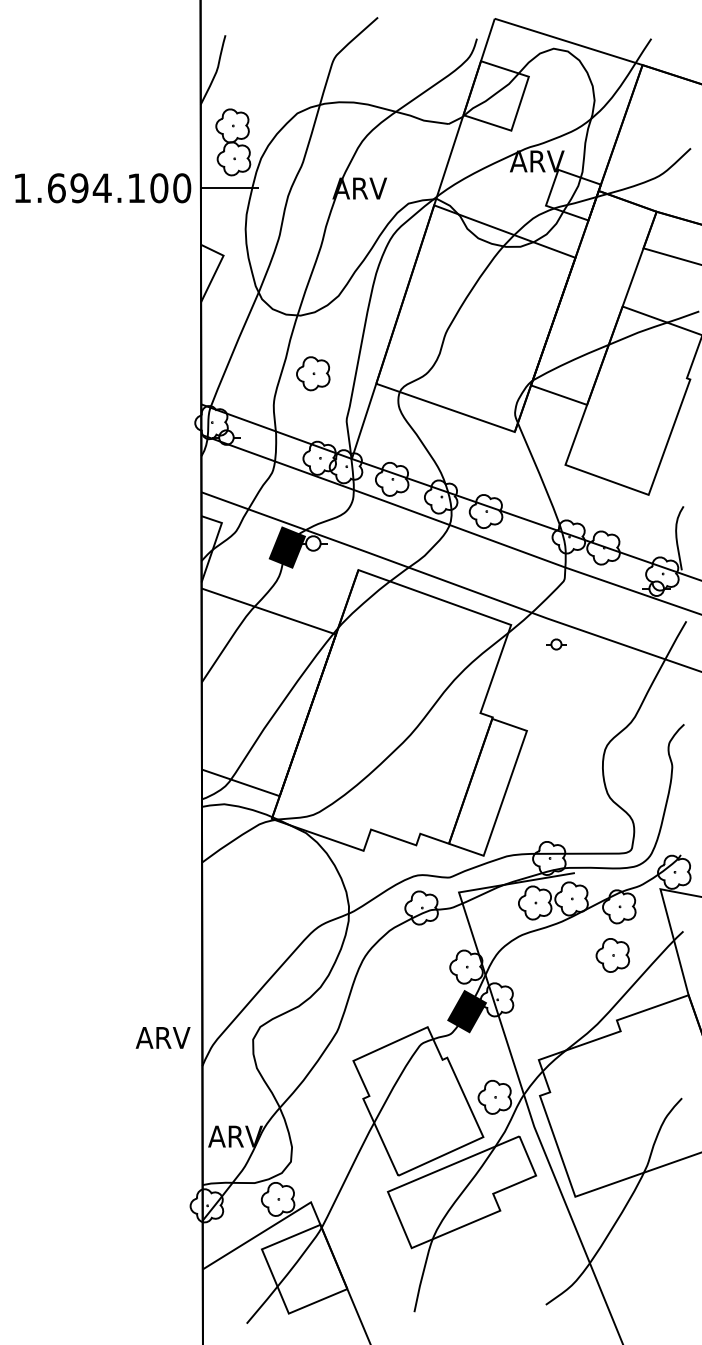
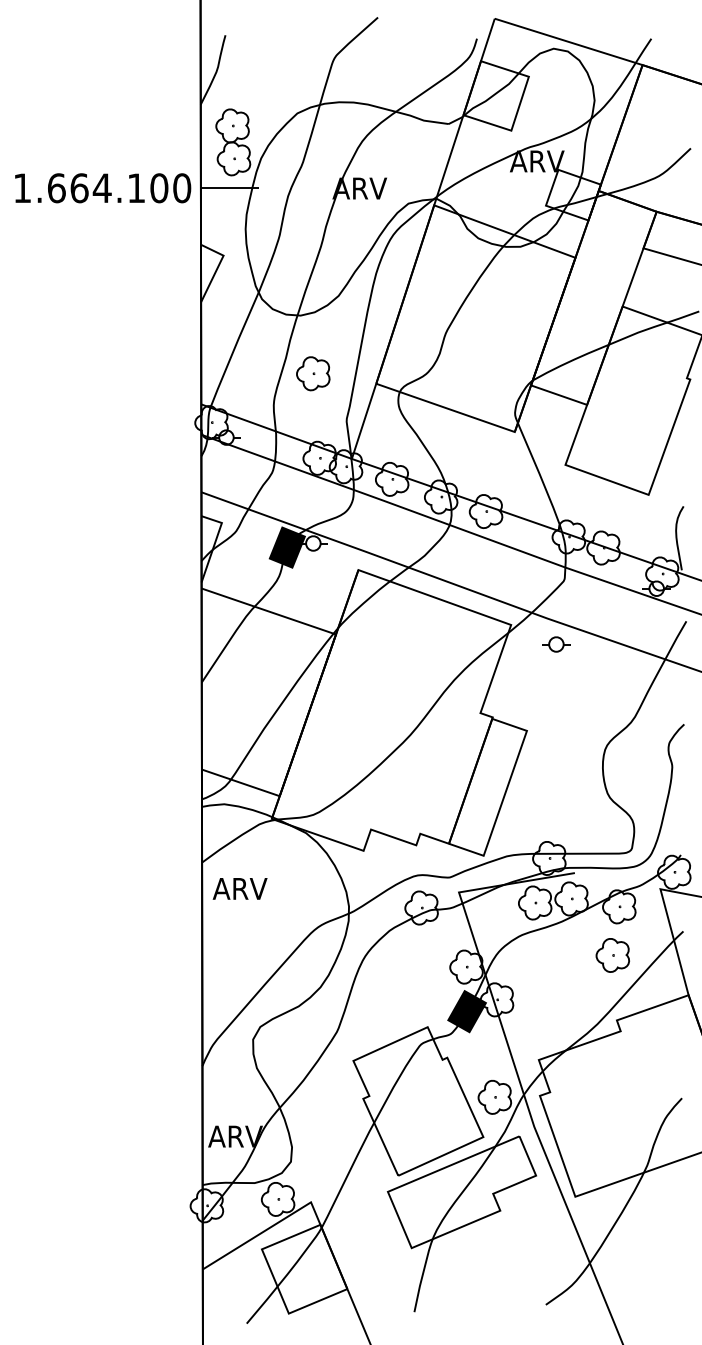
text: 1.694.100 -> 1.664.100 (79, 188)
part size: 21x13 px -> 29x17 px (556, 644)
text position: (162, 1037) -> (239, 888) (239, 888)
